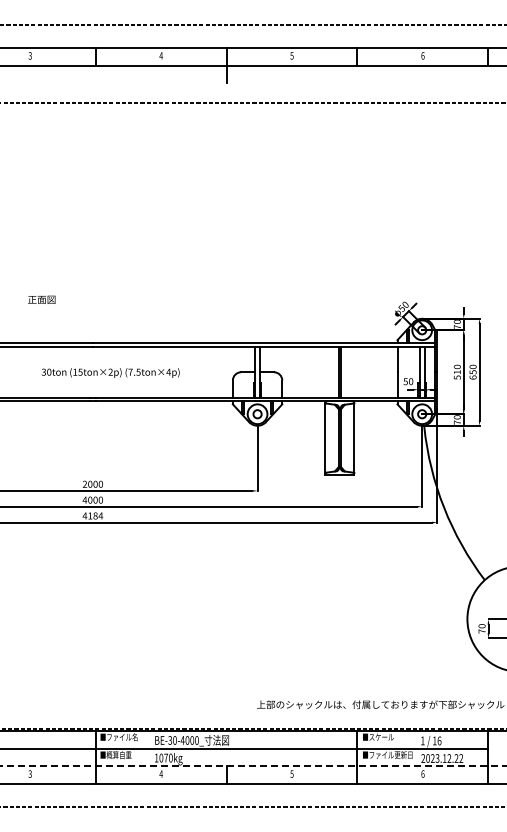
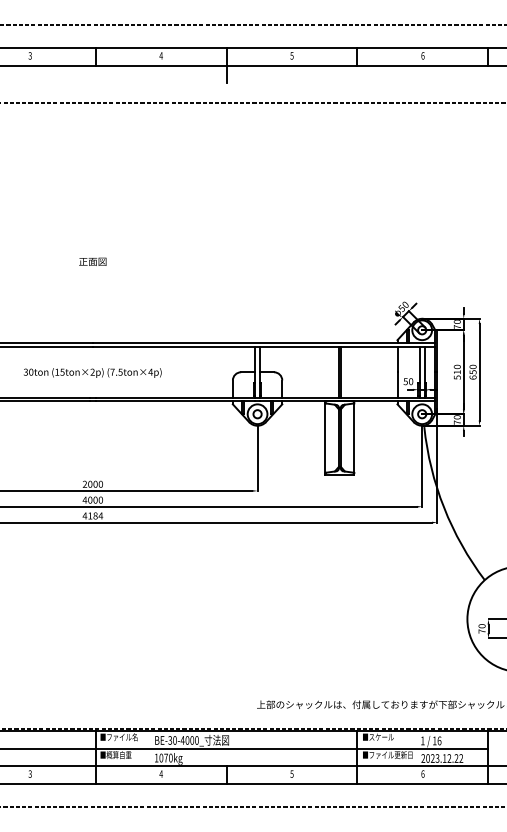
text position: (41, 299) -> (92, 261) (92, 261)
text position: (110, 372) -> (92, 372) (92, 372)
line: dashed -> solid (253, 766)
